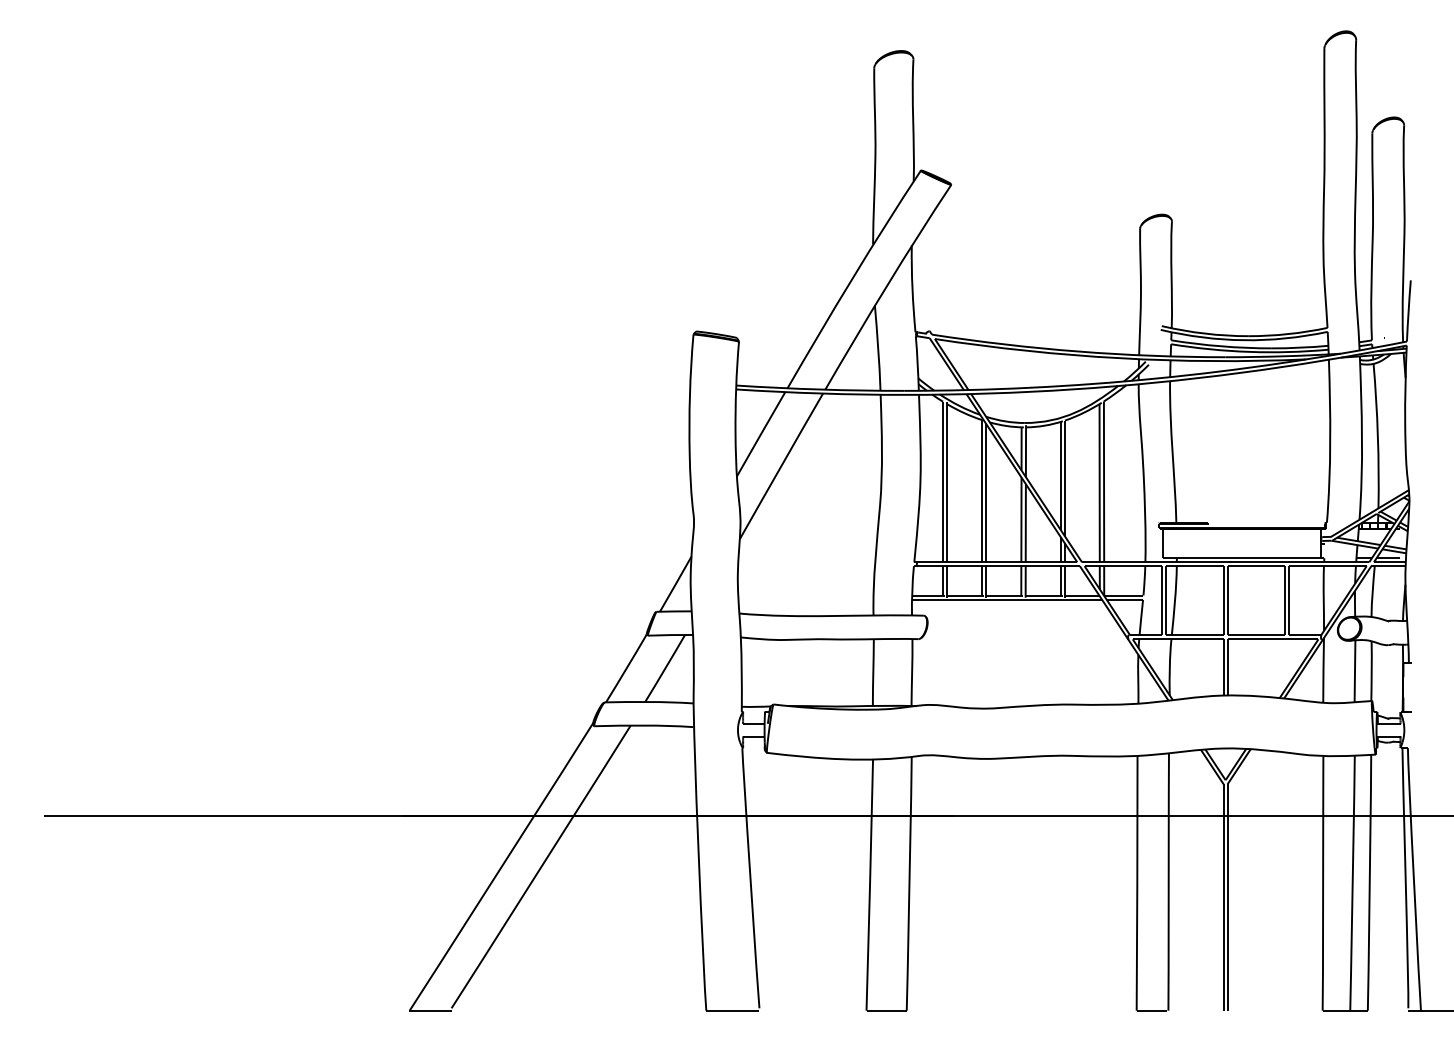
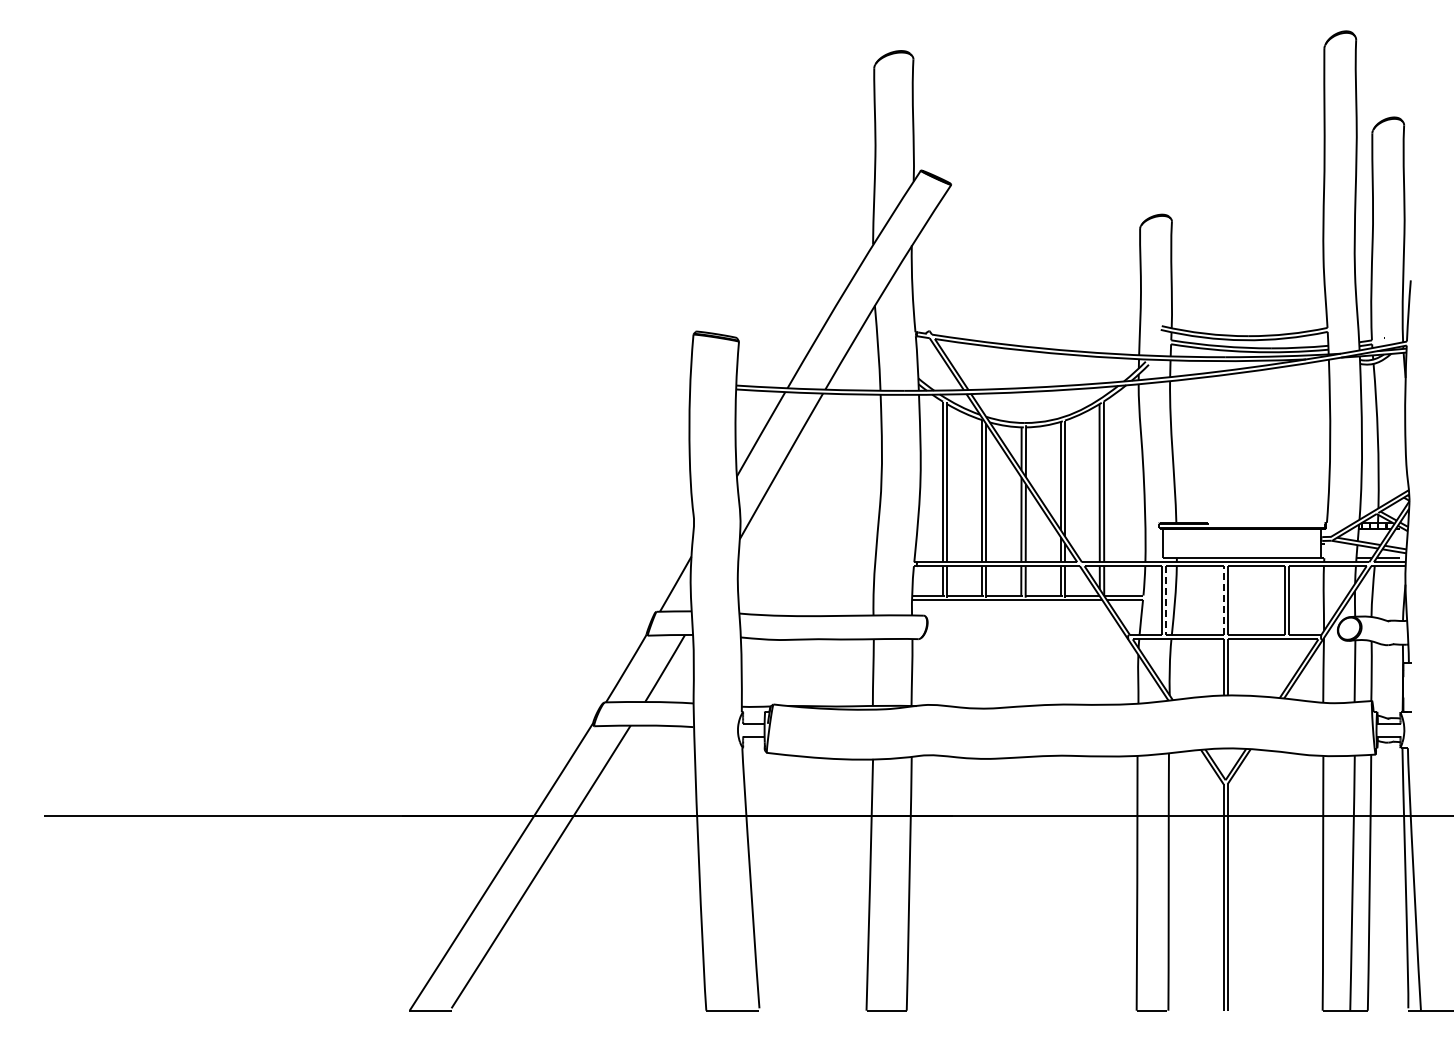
line: solid -> dashed (1166, 600)
line: solid -> dashed (1223, 600)
